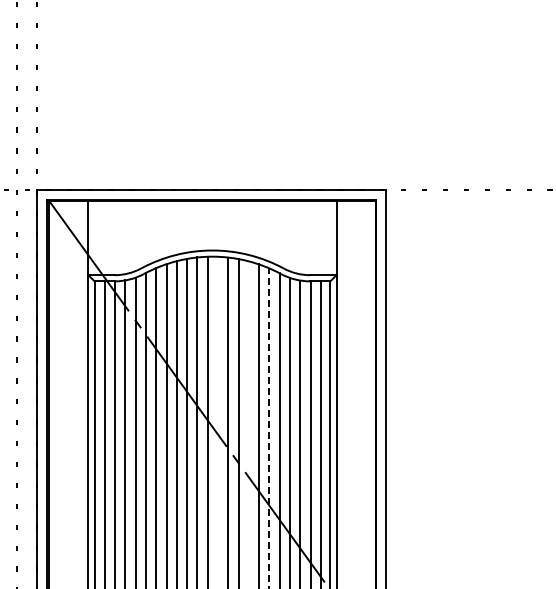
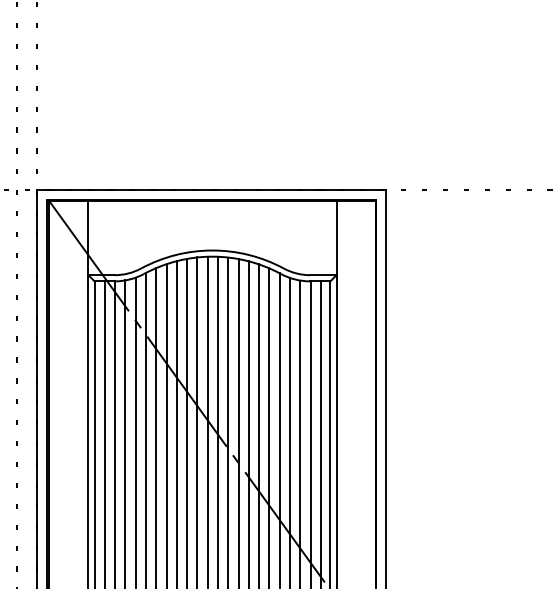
line: none -> present (218, 420)
line: none -> present (248, 423)
line: dashed -> solid (269, 428)
